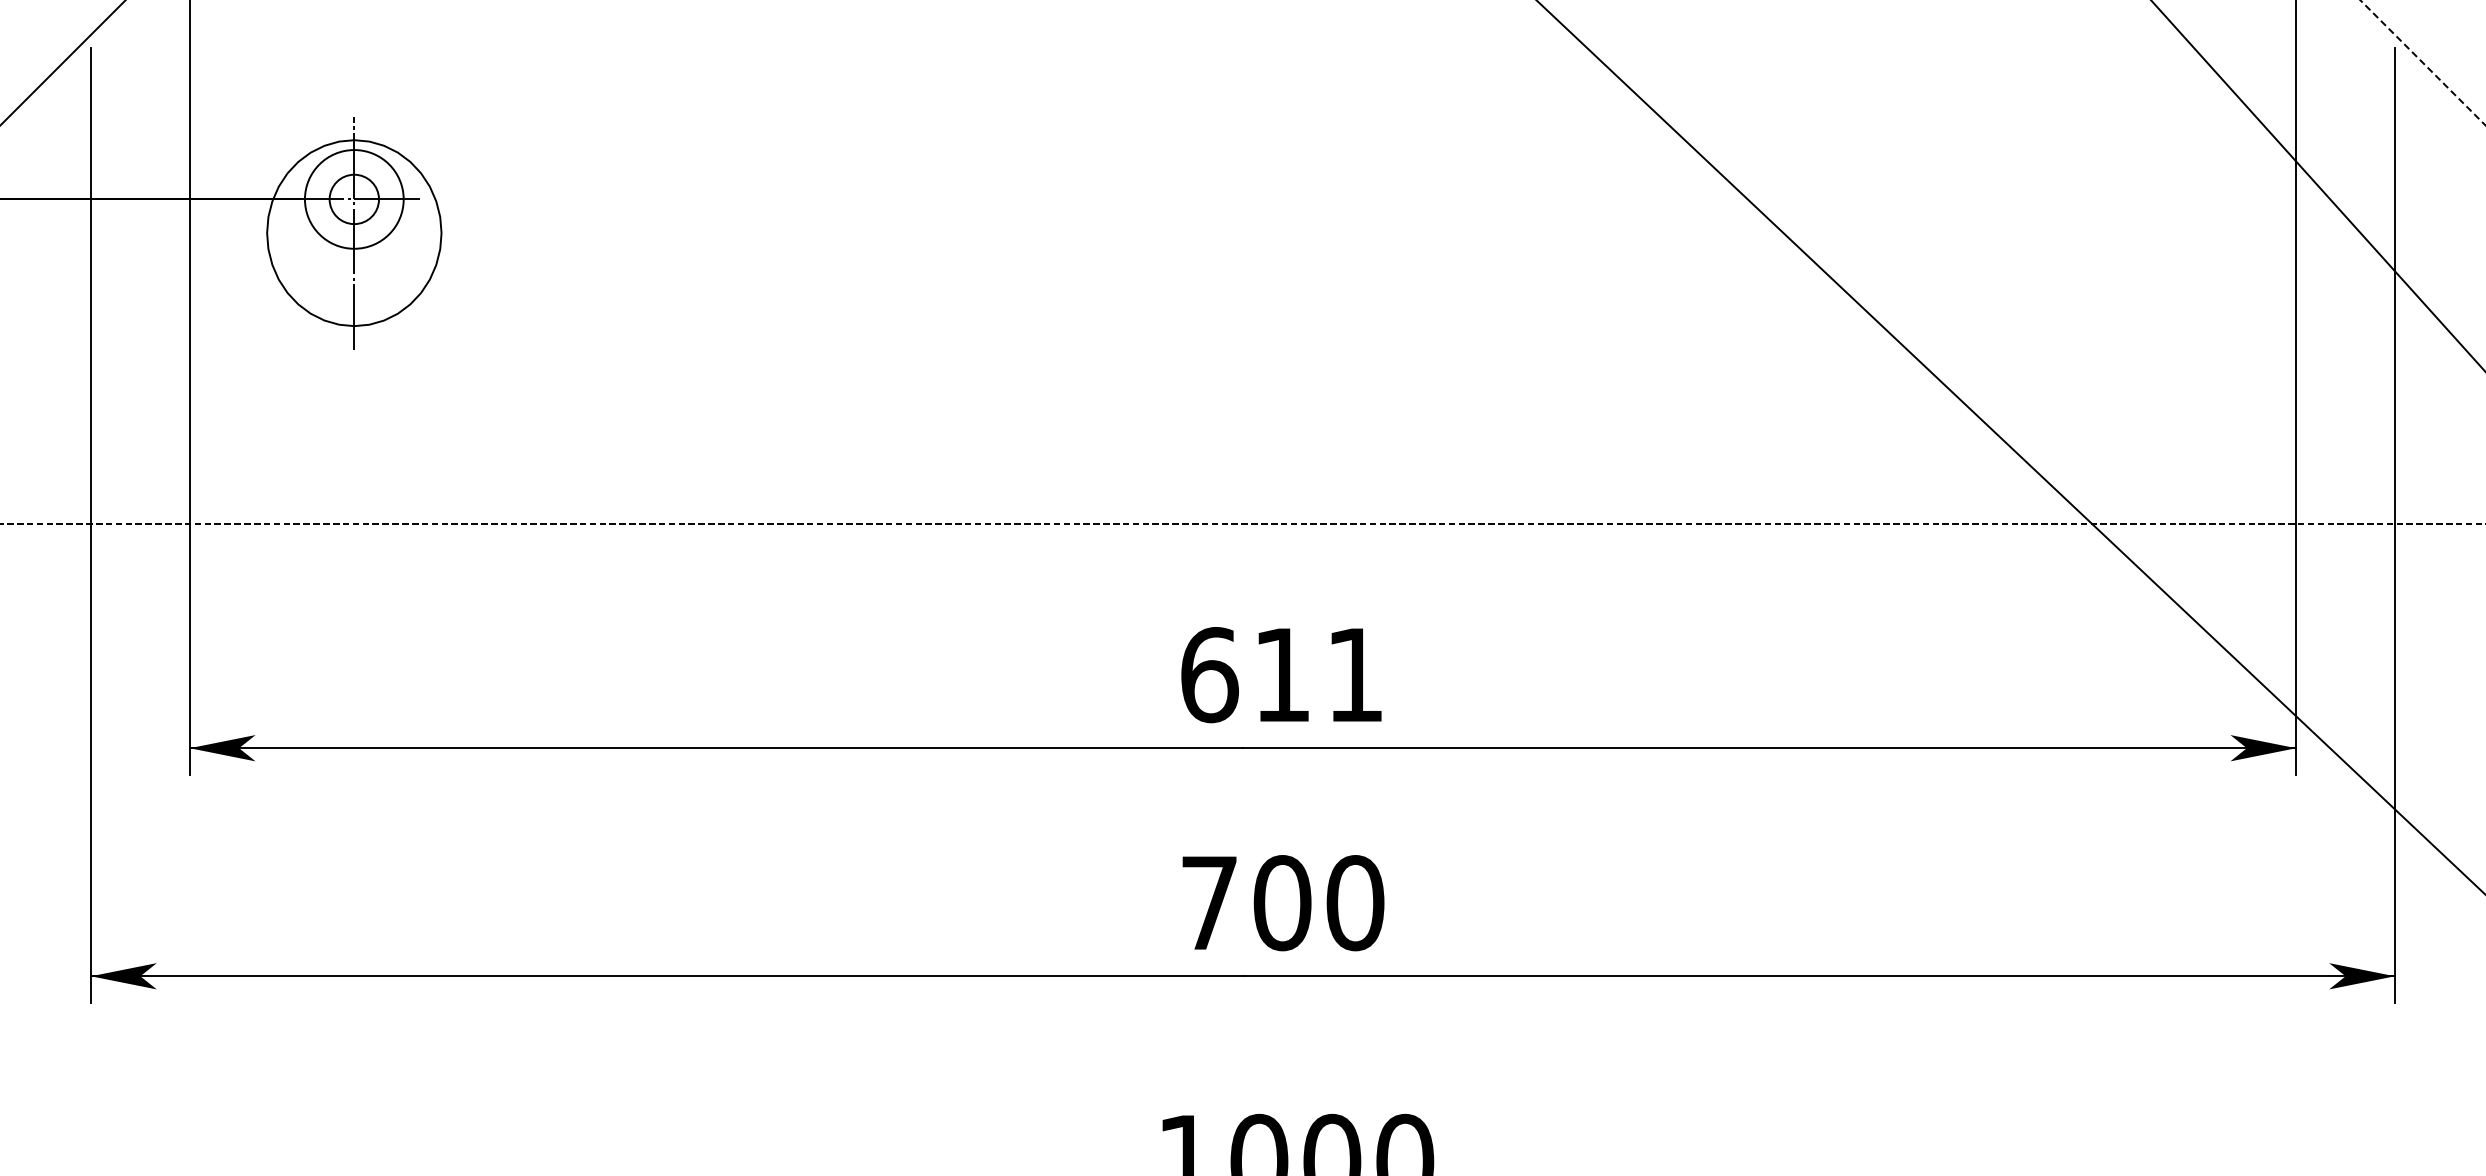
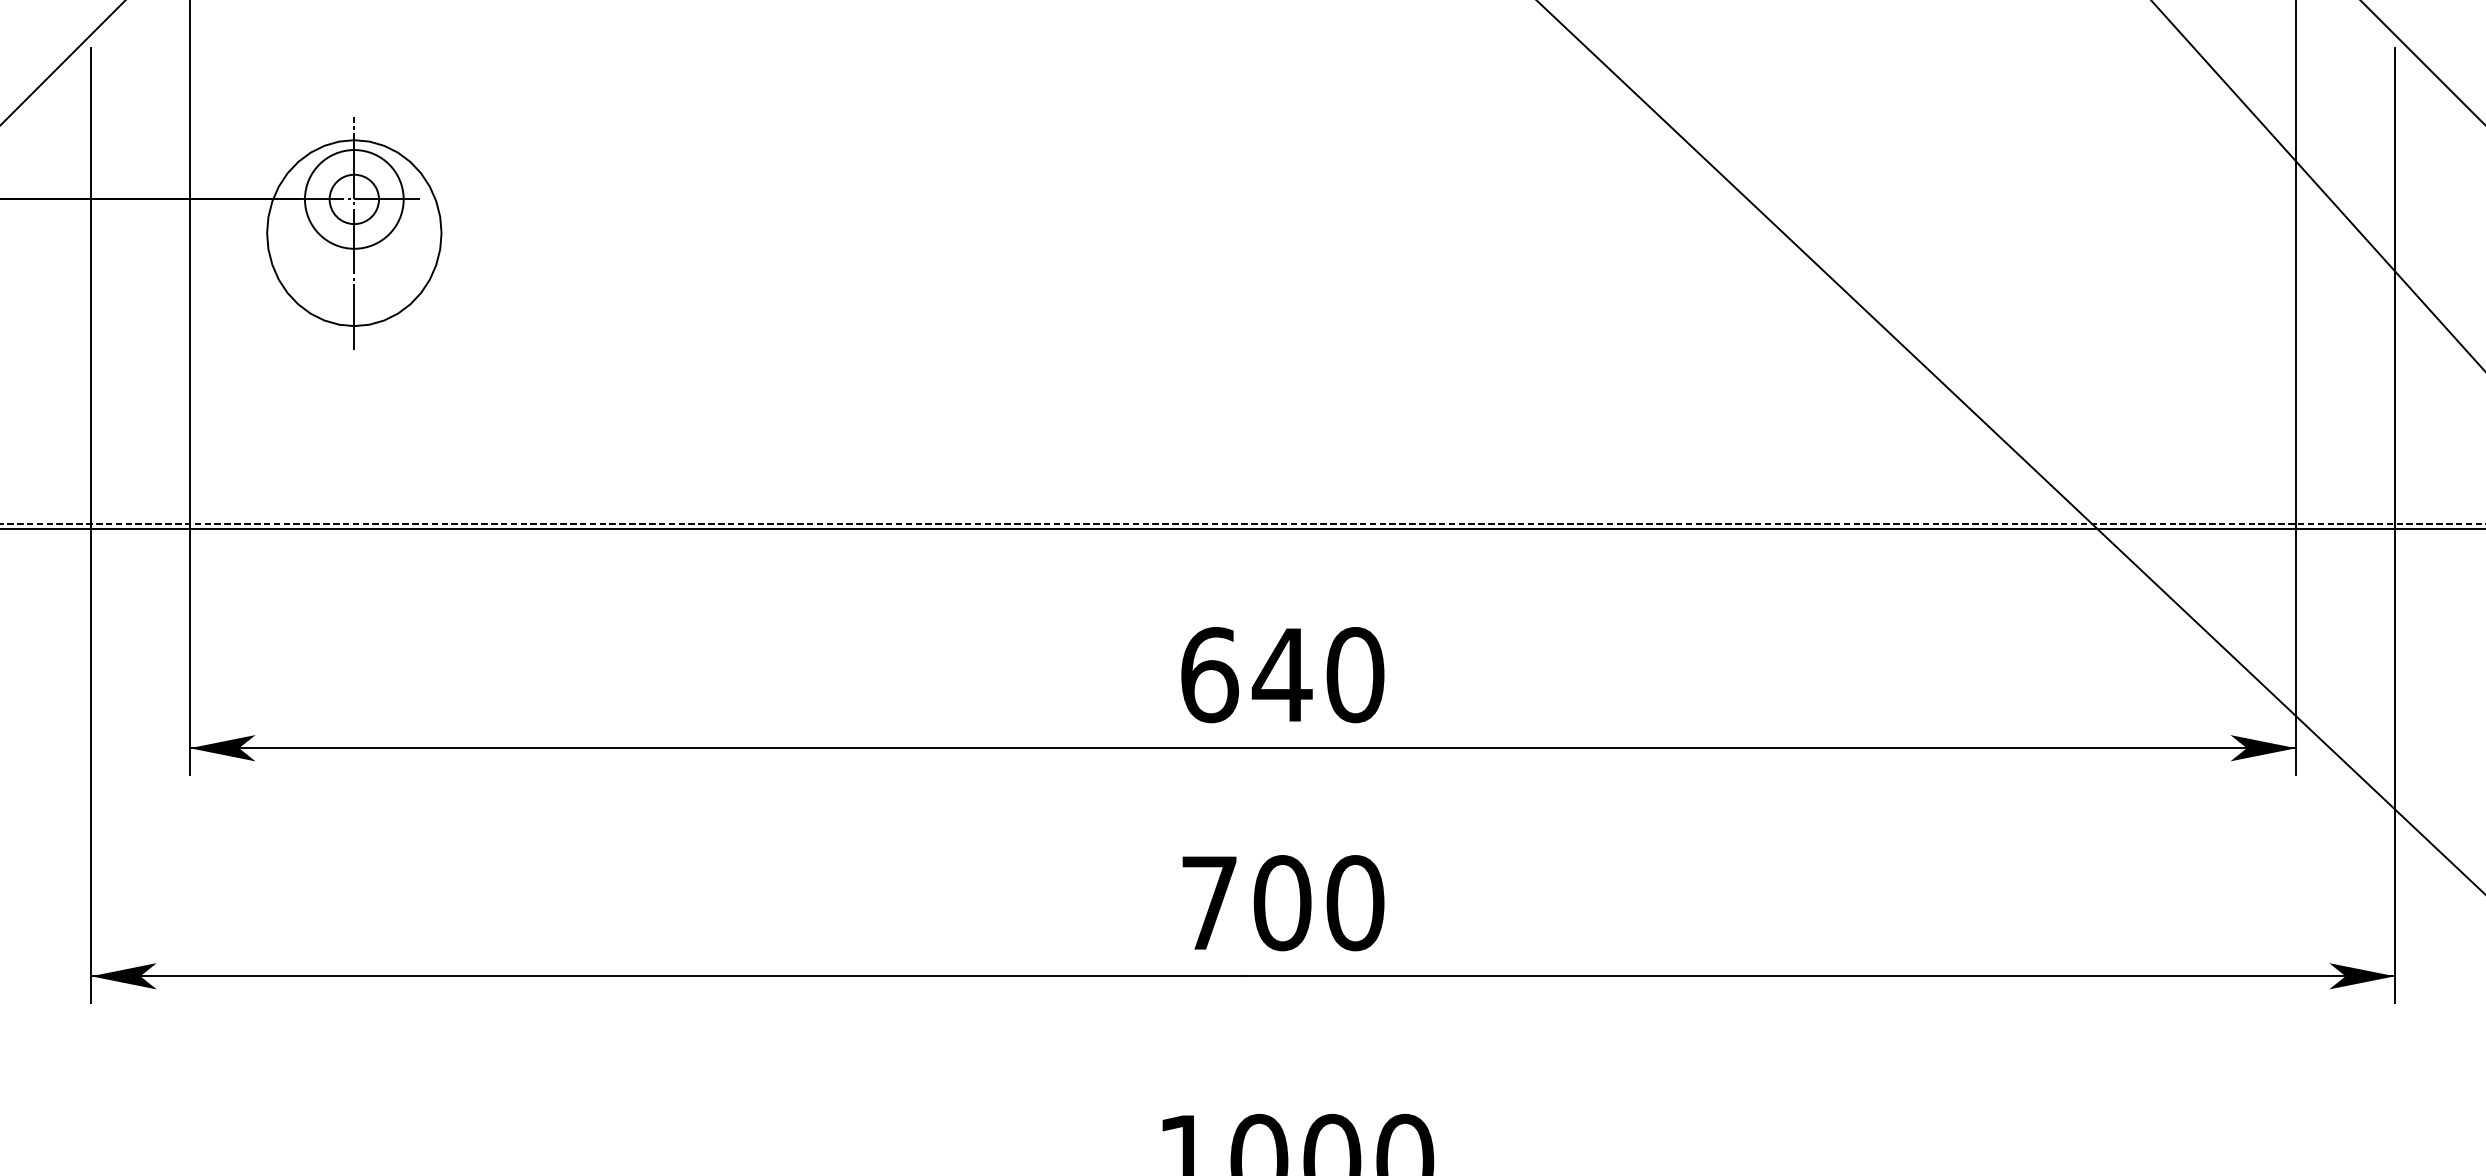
line: dashed -> solid (2422, 62)
line: none -> present (1242, 528)
text: 611 -> 640 (1317, 675)
